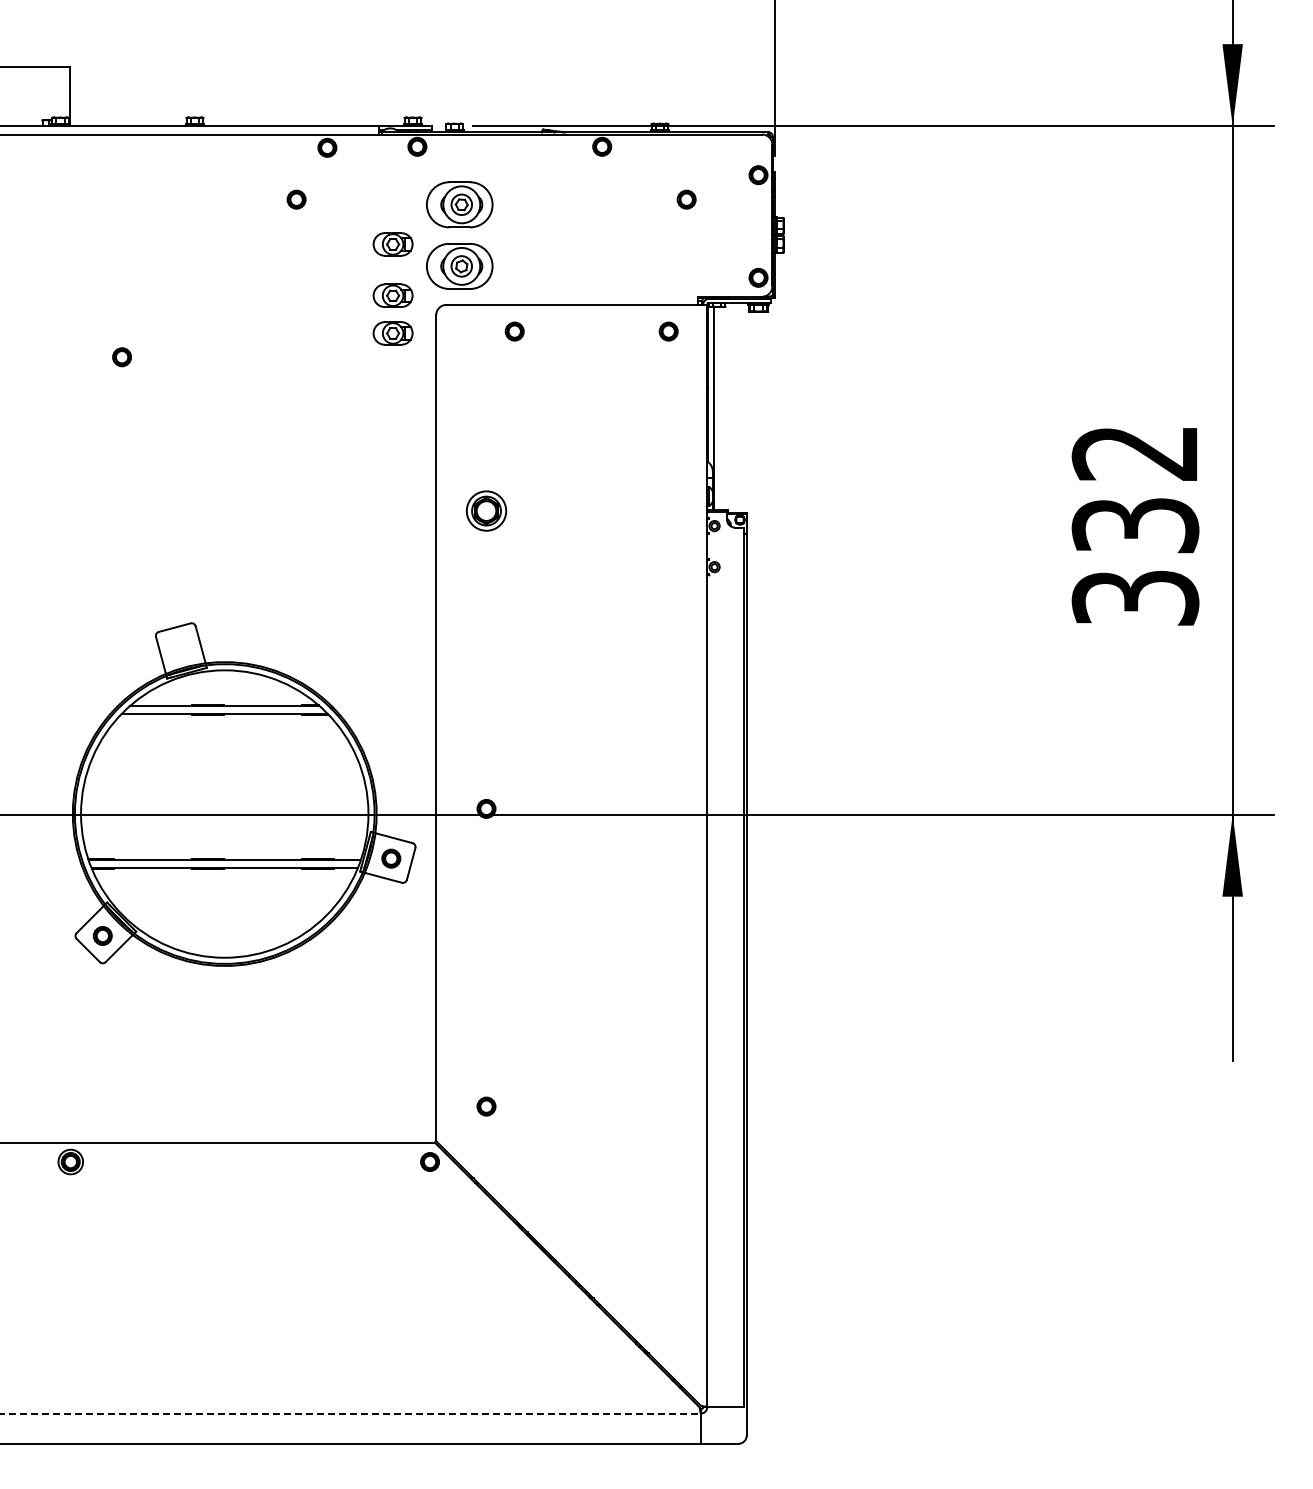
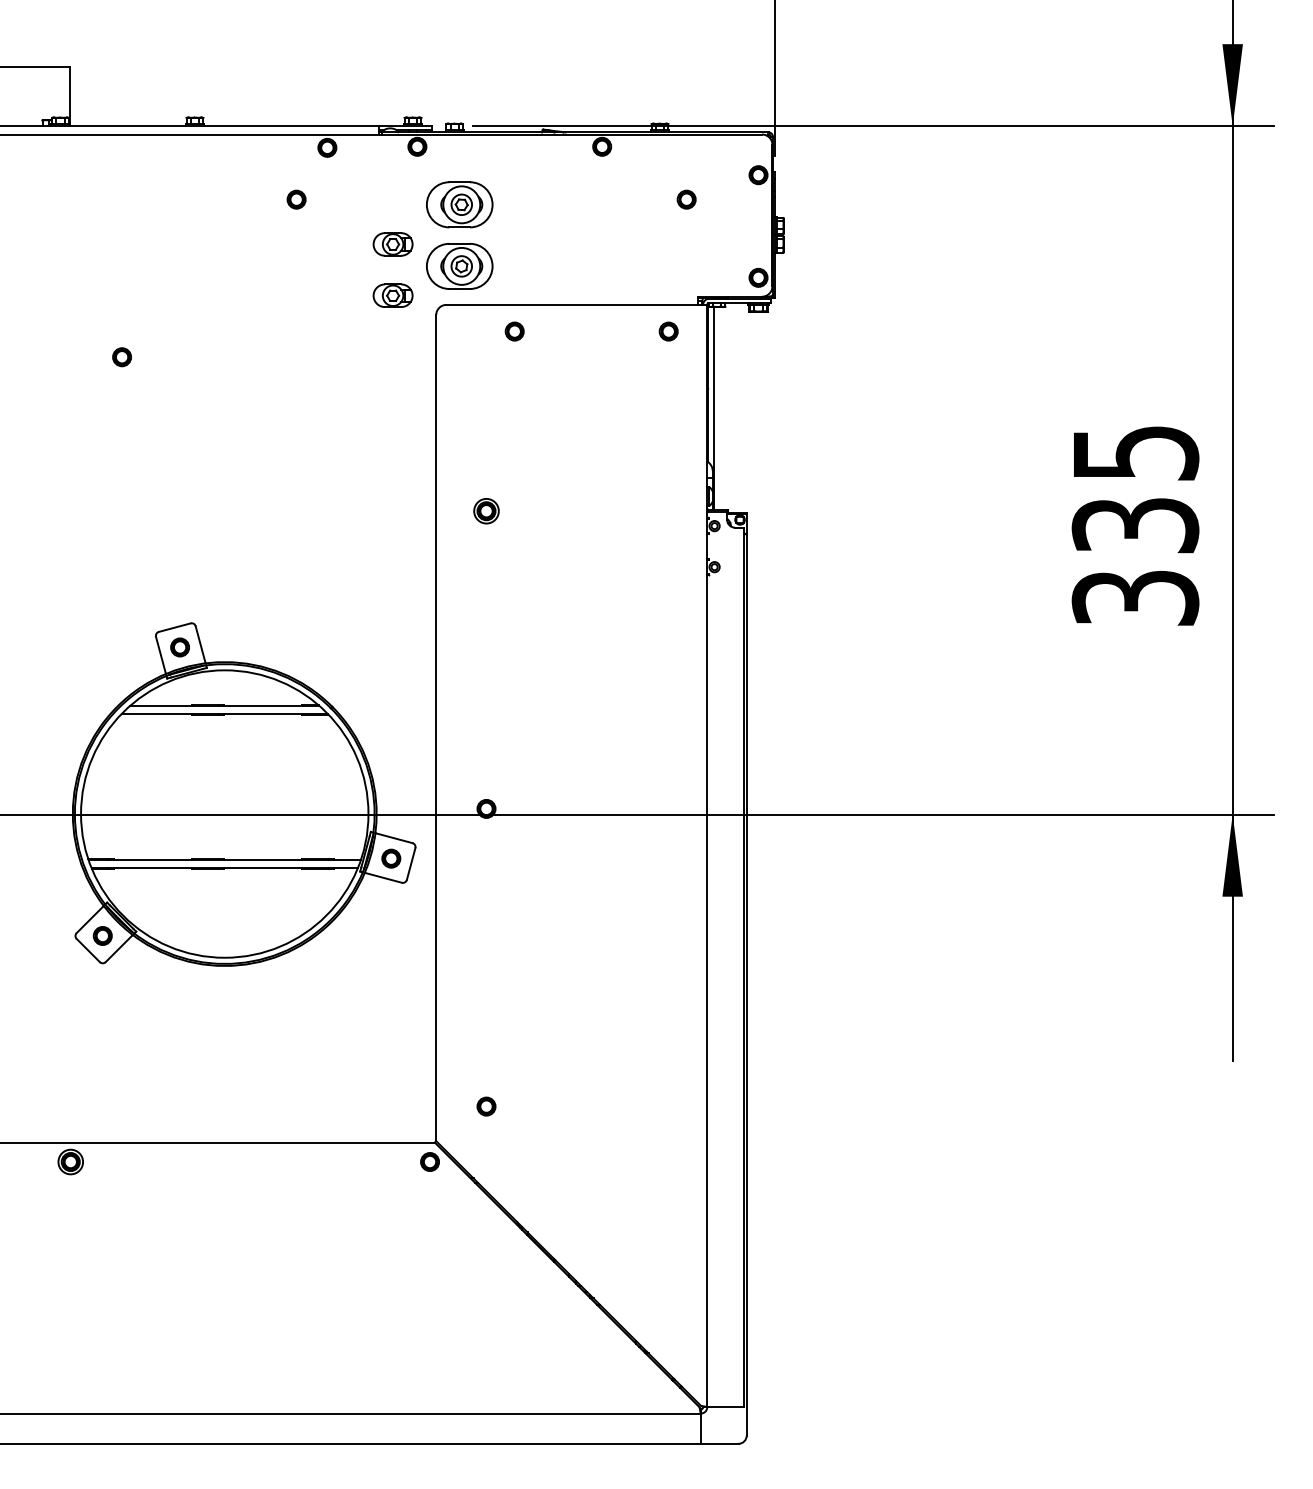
part: present -> none (392, 333)
text: 332 -> 335 (1135, 453)
part size: 43x42 px -> 27x27 px (486, 511)
part: none -> present (179, 647)
line: dashed -> solid (351, 1413)
